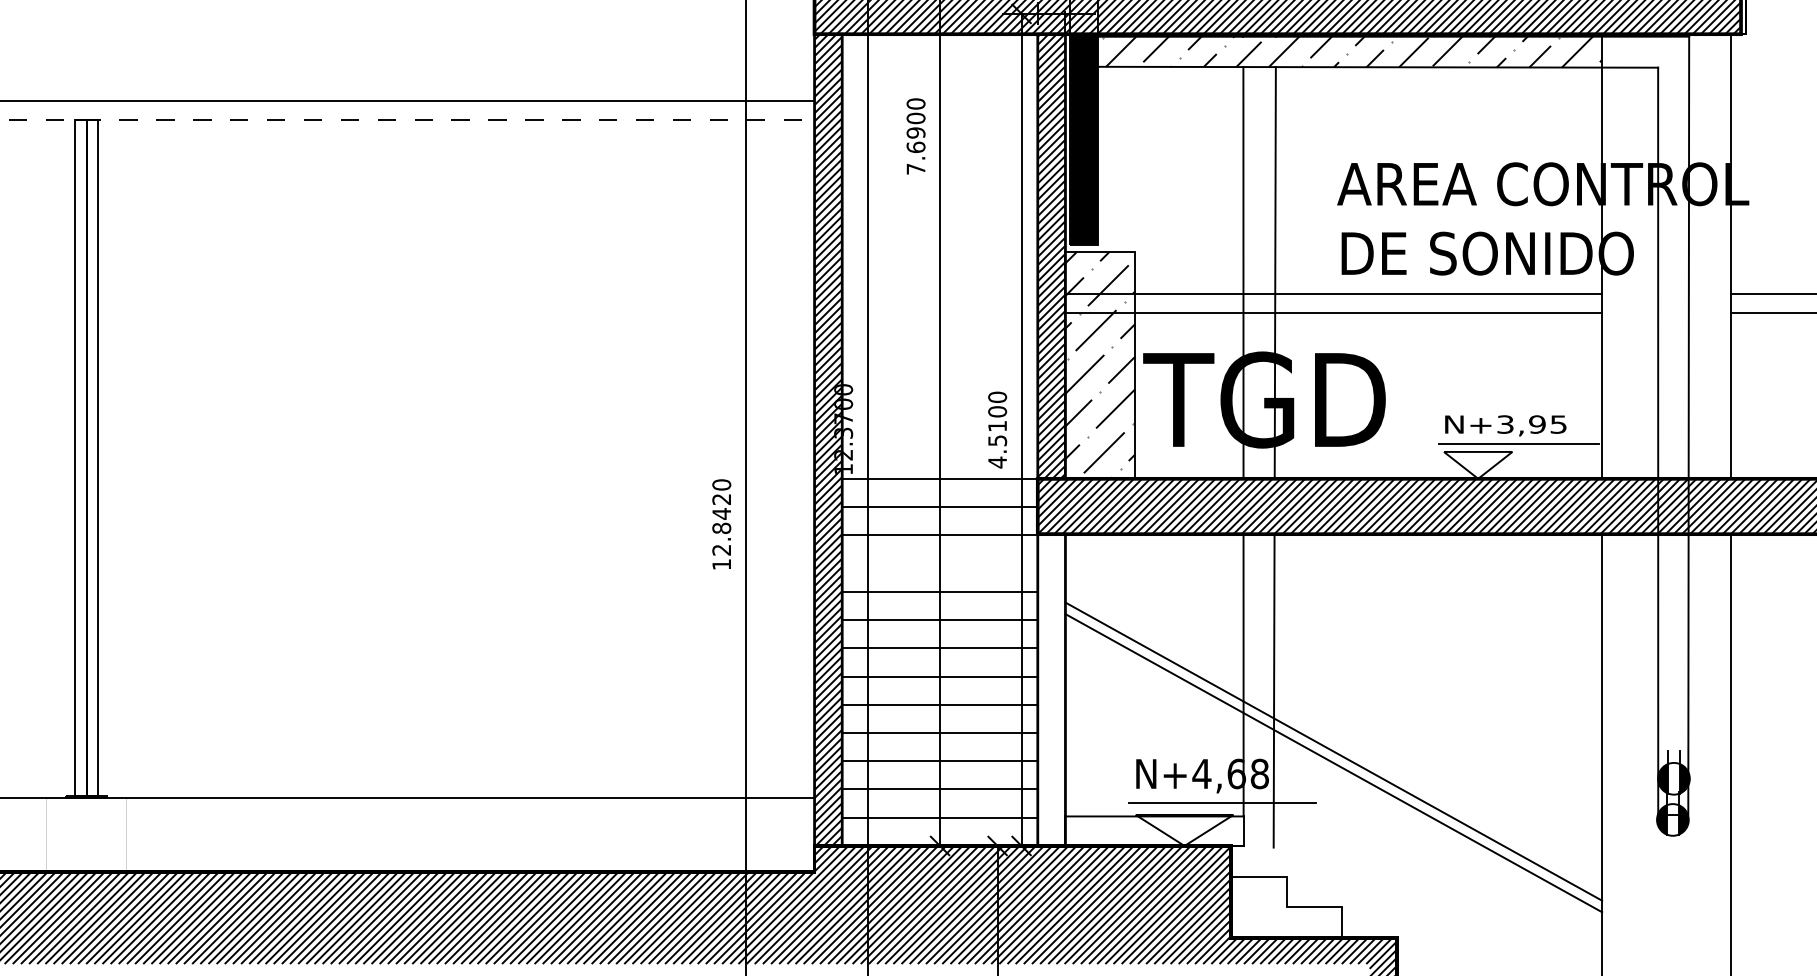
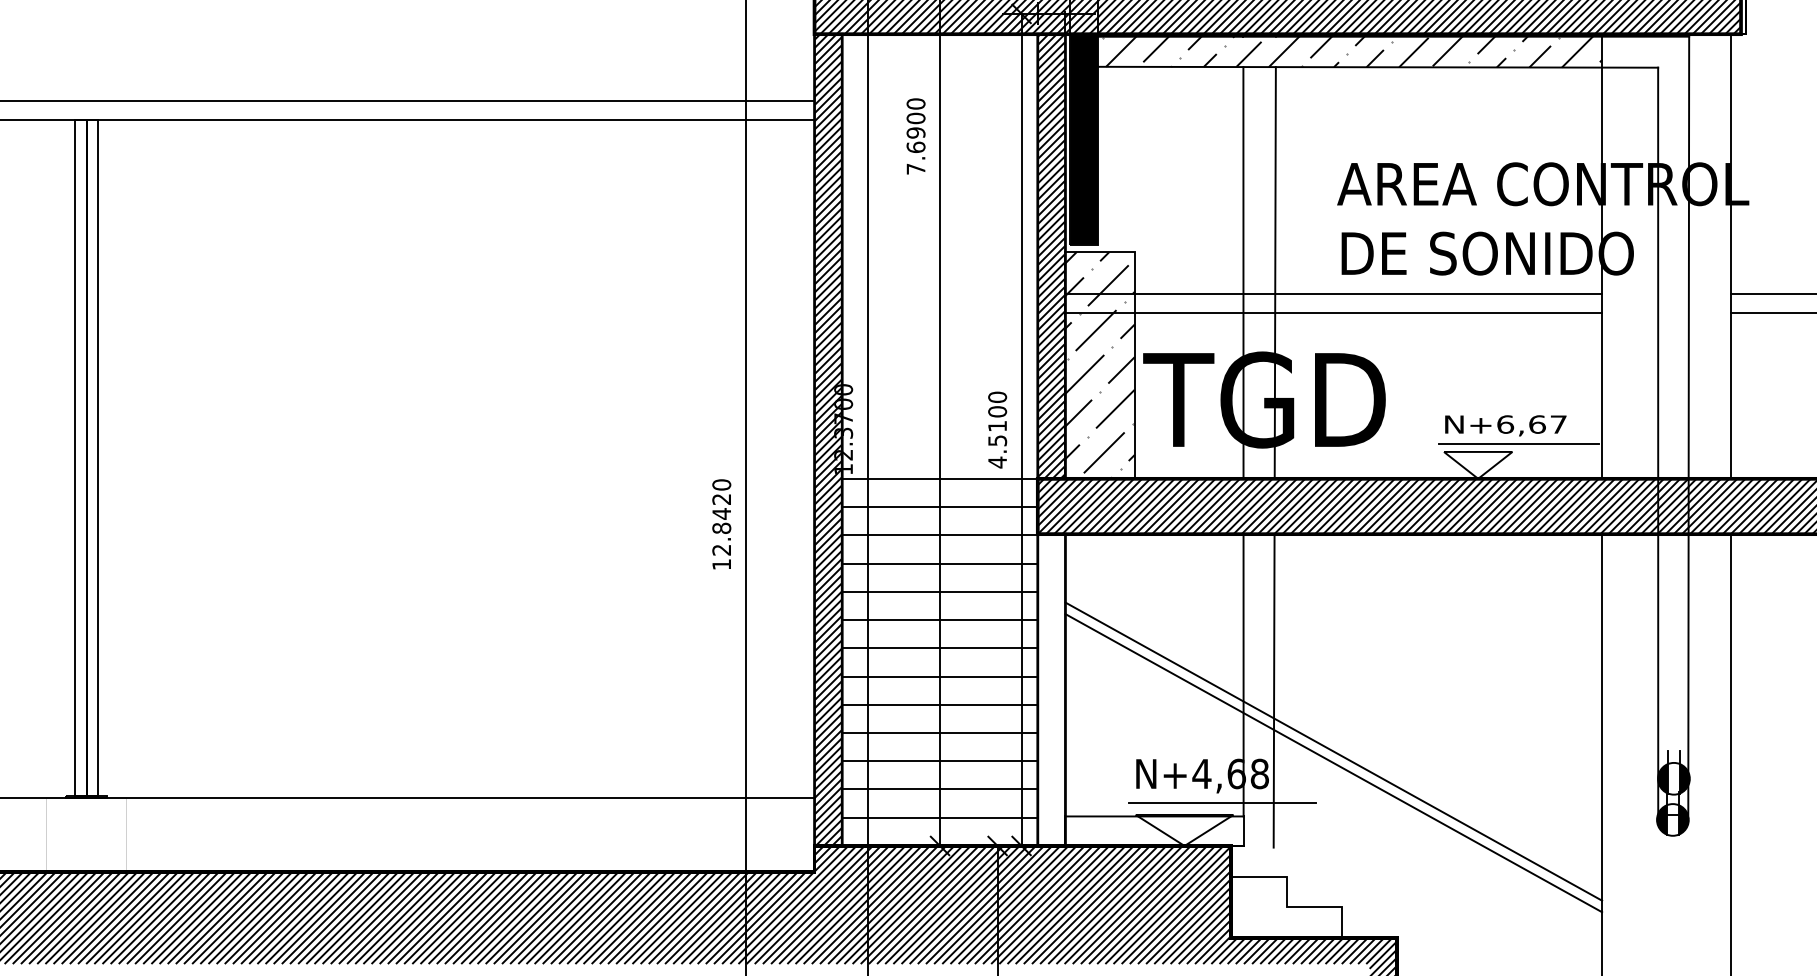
line: dashed -> solid (407, 119)
text: N+3,95 -> N+6,67 (1531, 424)
line: none -> present (939, 563)
